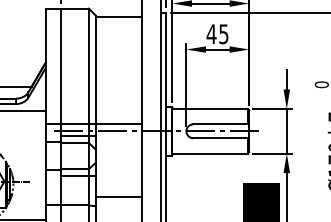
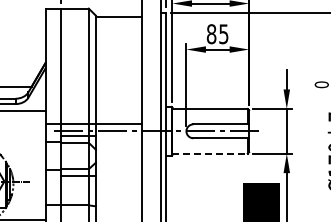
text: 45 -> 85 (211, 34)
line: solid -> dashed (210, 153)
line: present -> none (118, 197)
